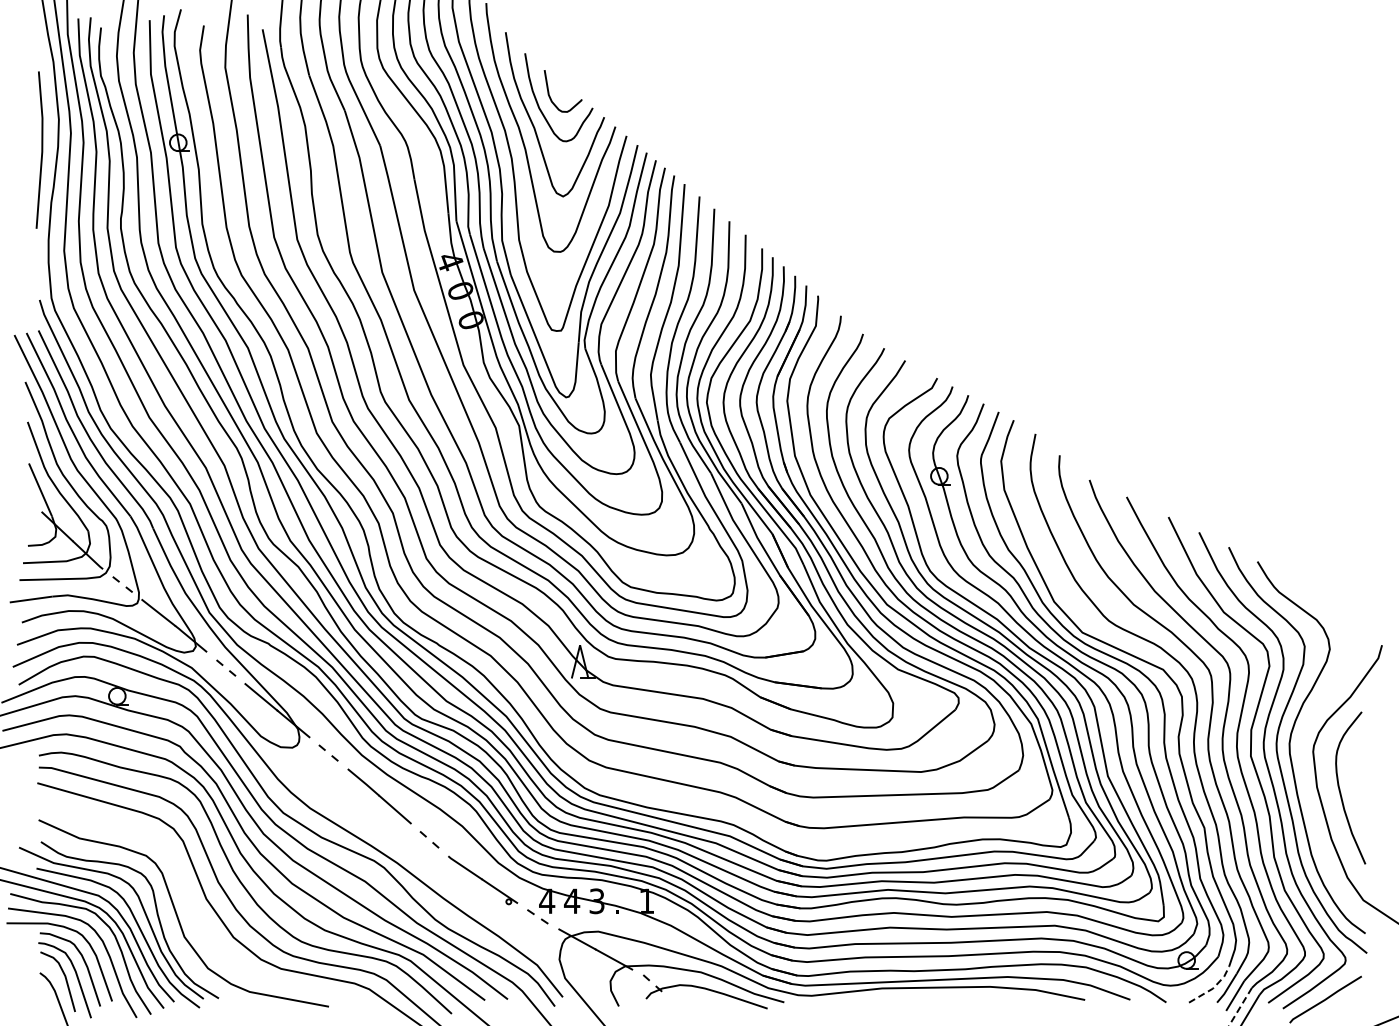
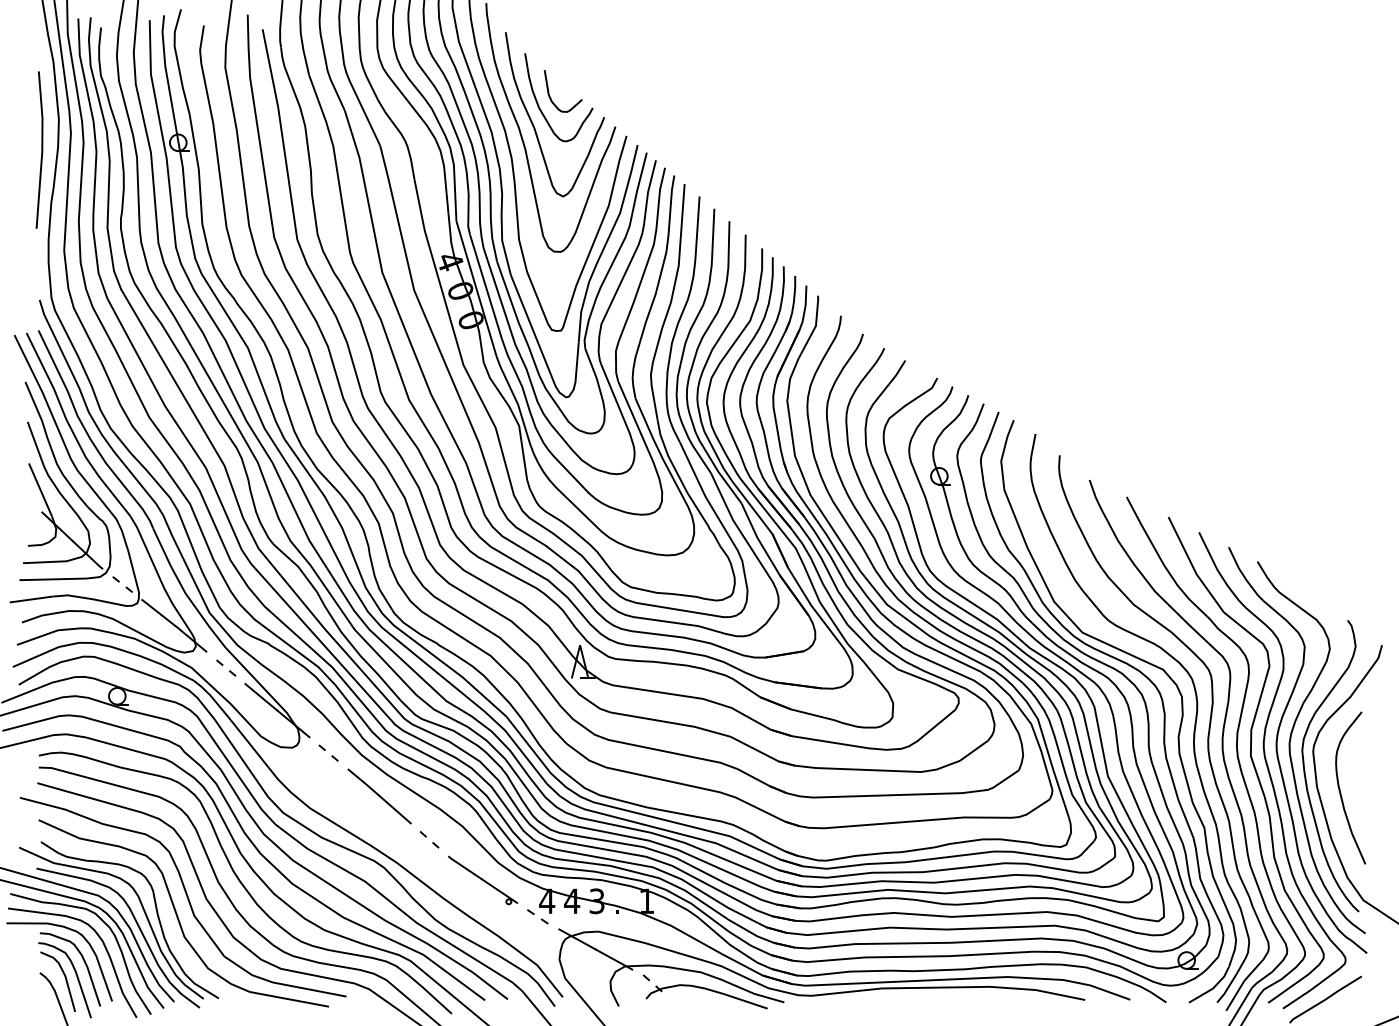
curve: none -> present (1305, 770)
curve: none -> present (186, 897)
line: dashed -> solid (1213, 987)
line: dashed -> solid (1240, 1007)
